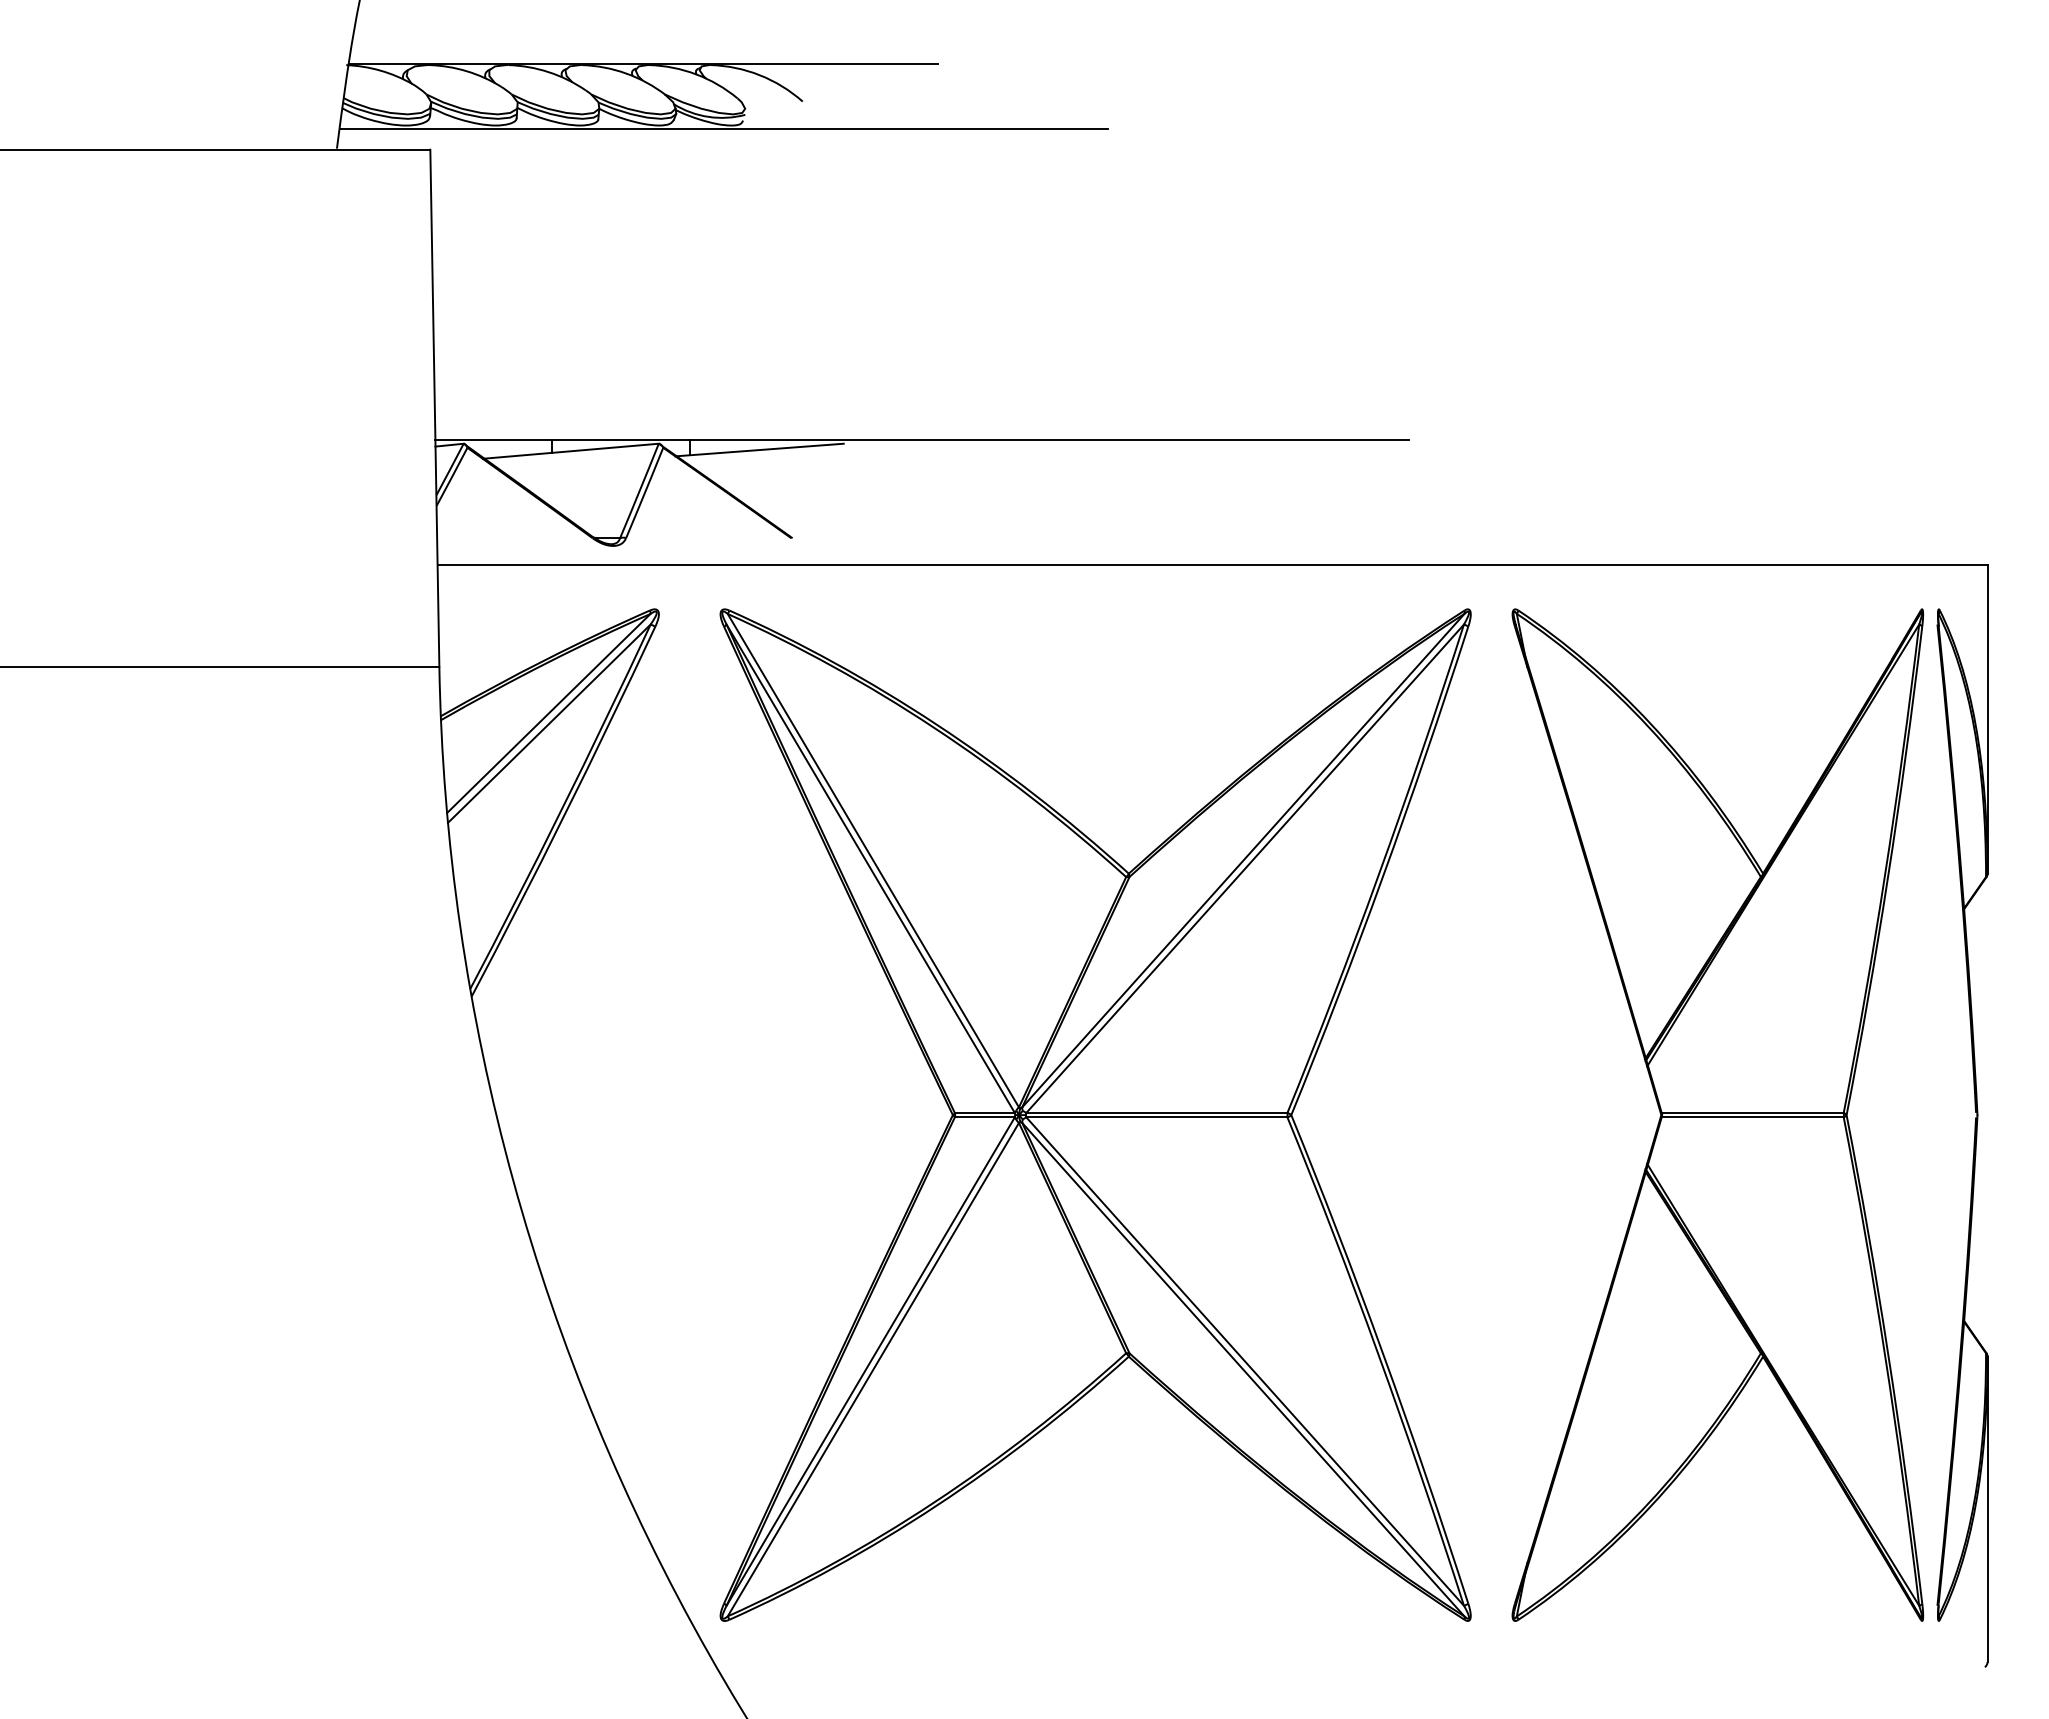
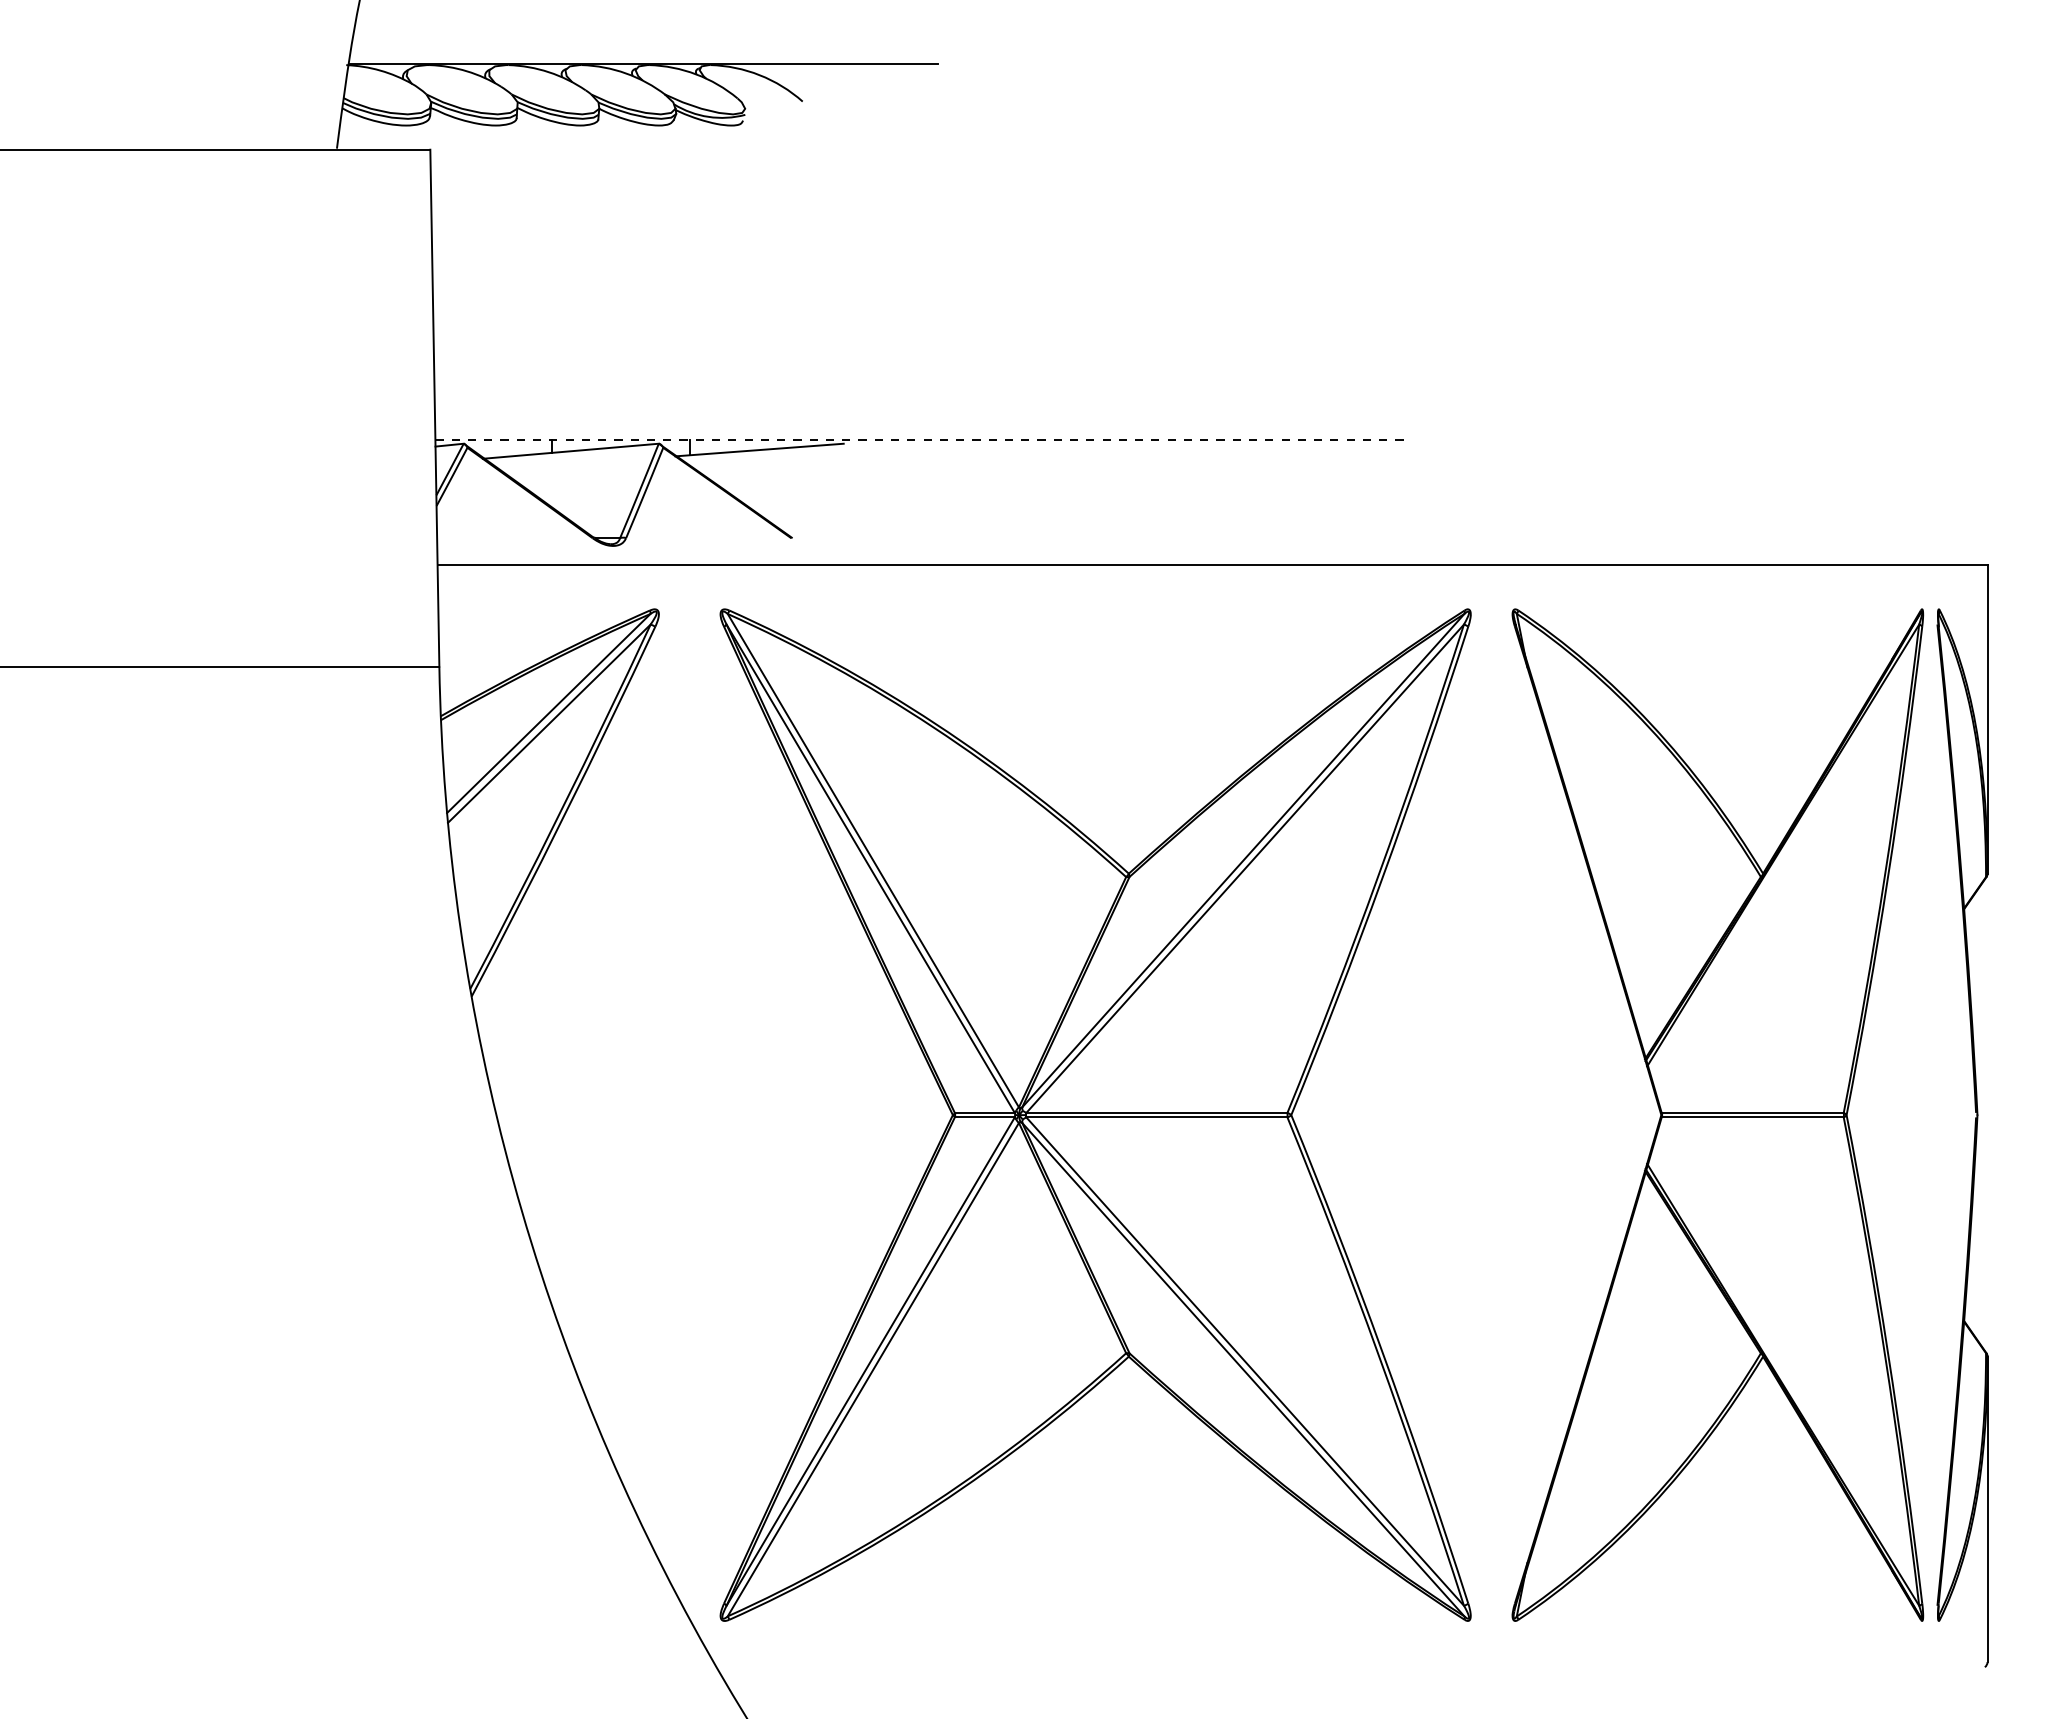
line: present -> none (723, 128)
line: solid -> dashed (922, 440)
